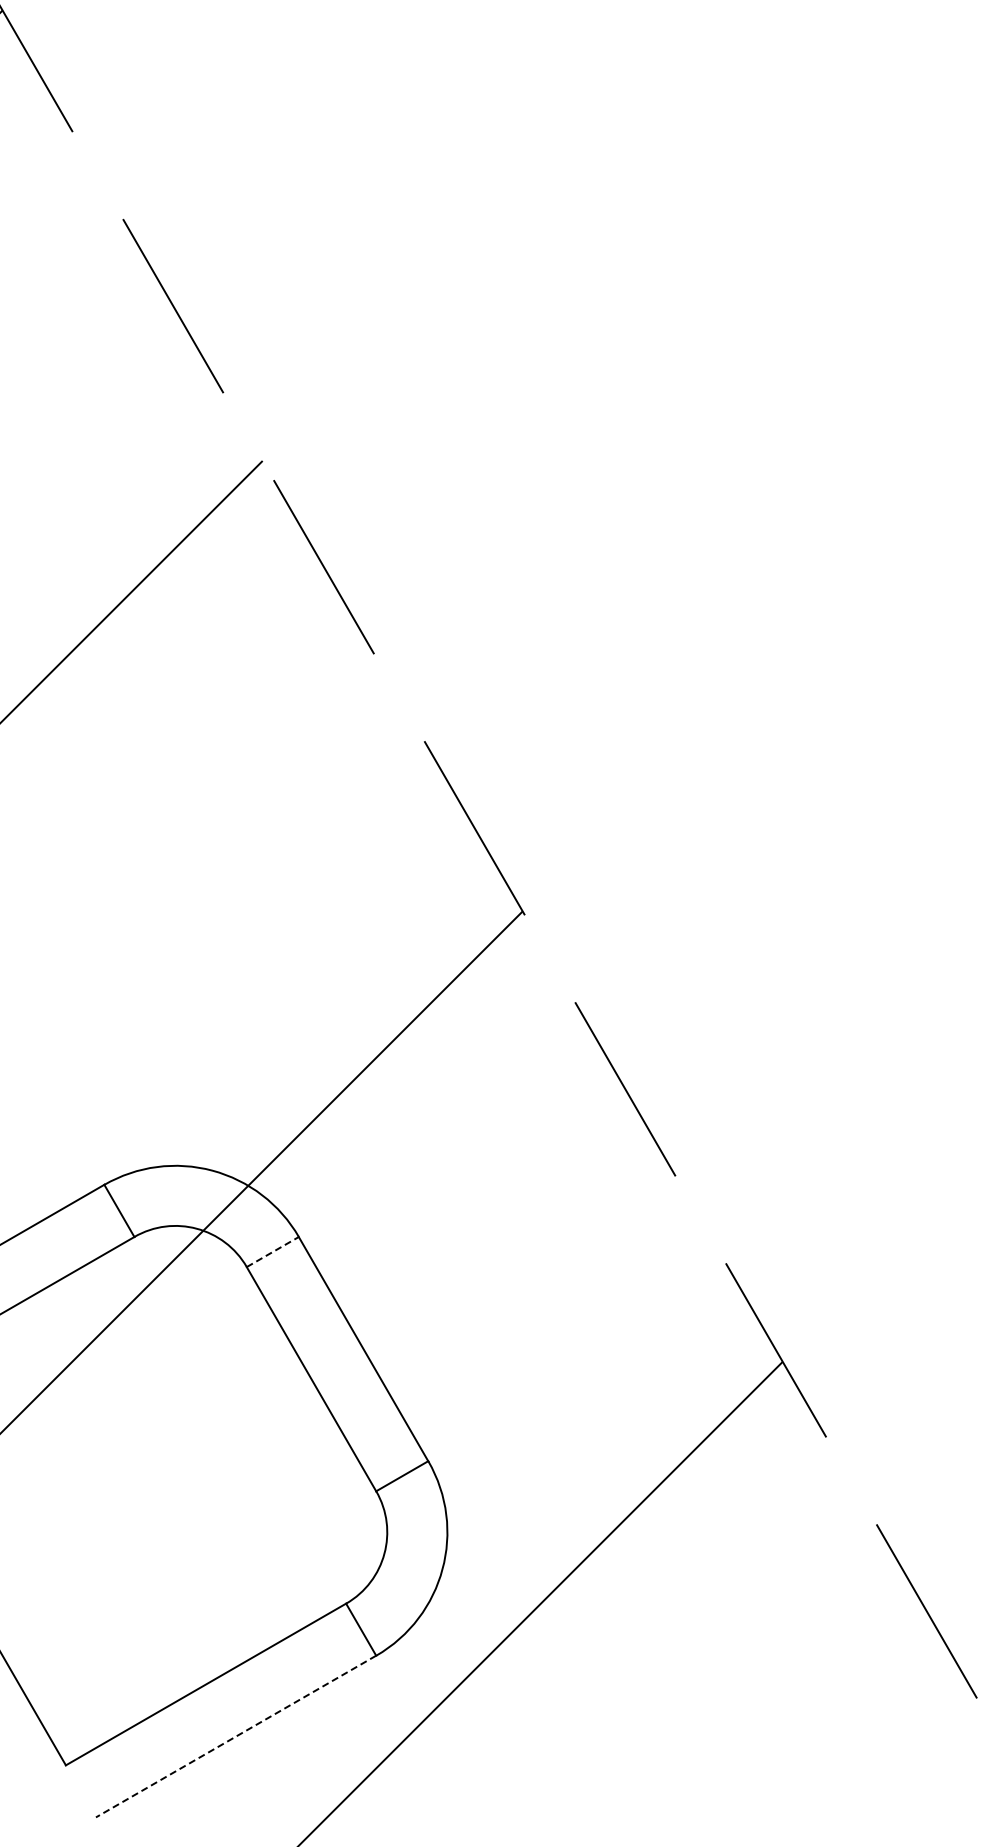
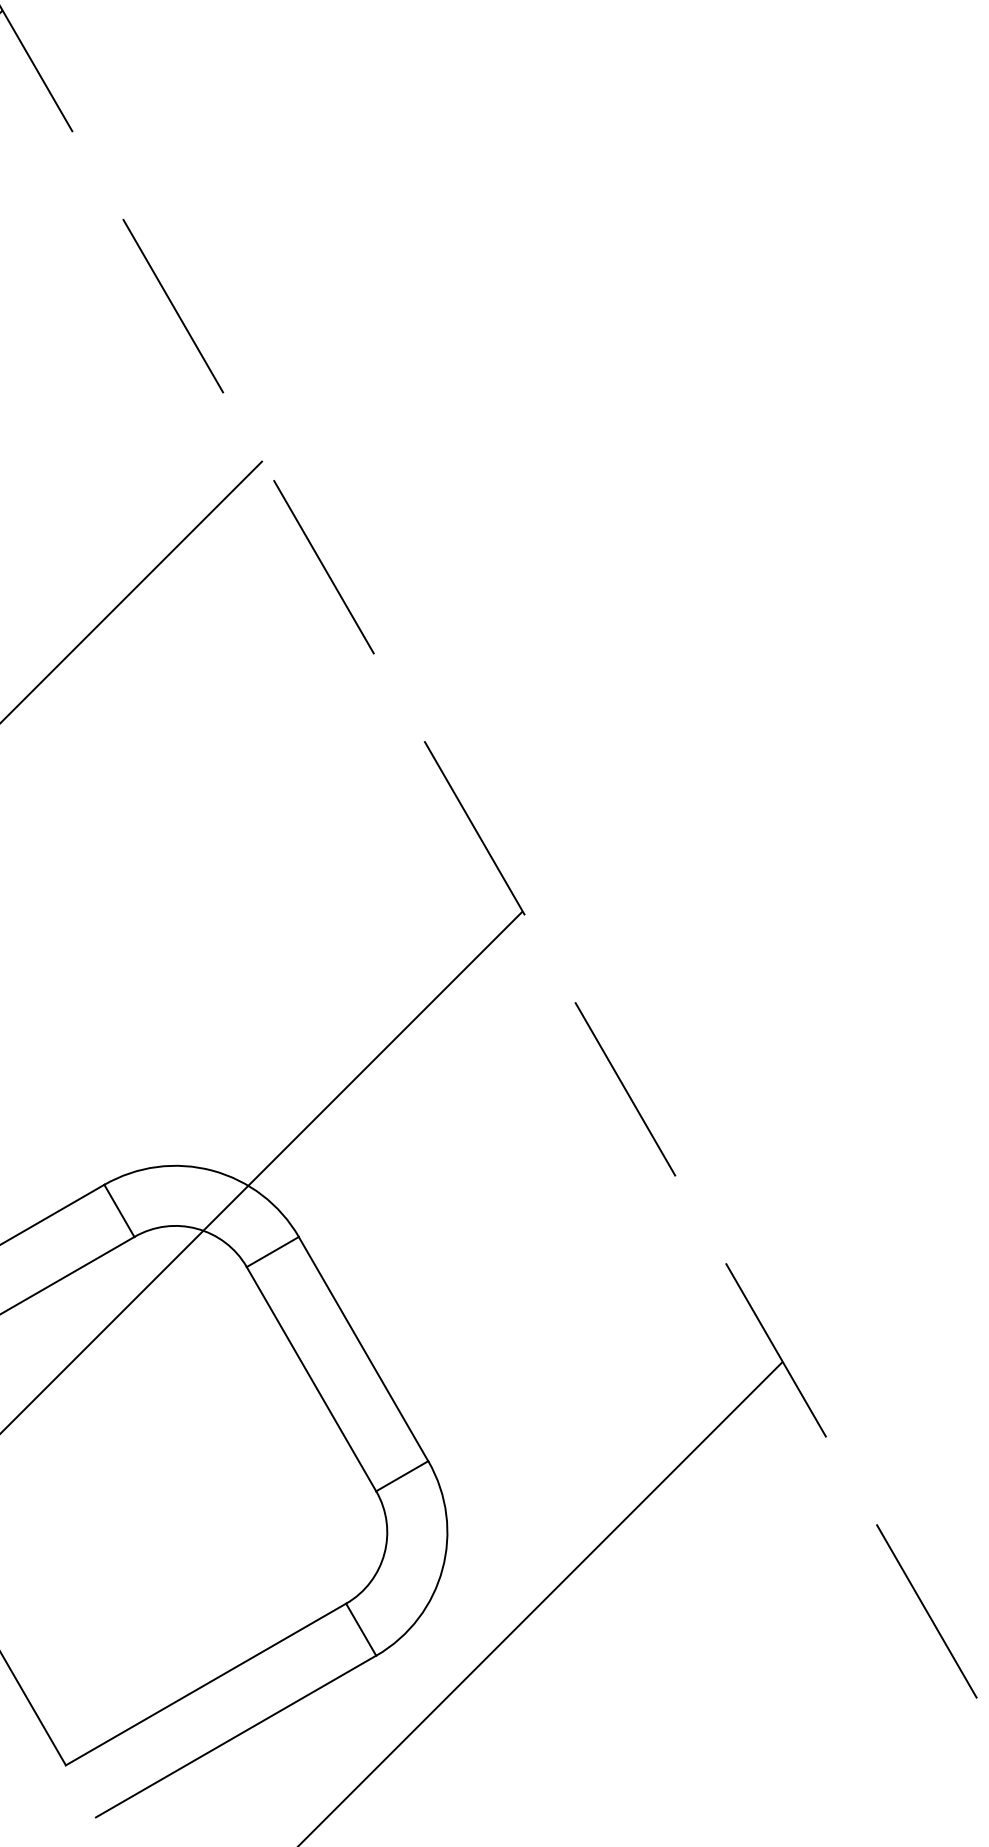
line: dashed -> solid (273, 1251)
line: dashed -> solid (236, 1736)
